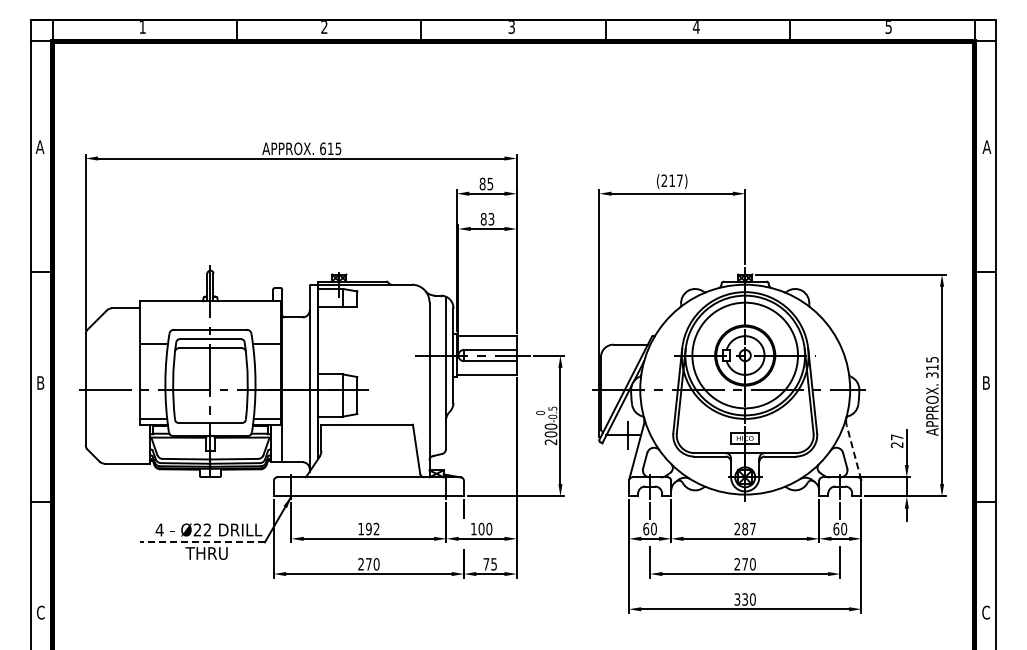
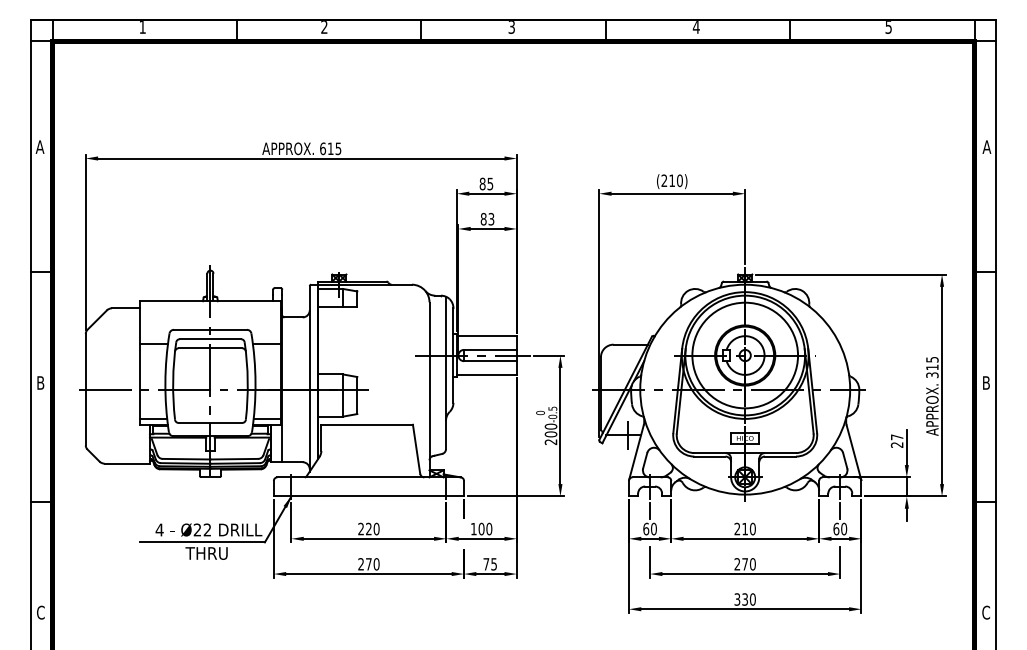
text: (217) -> (210) (679, 180)
line: dashed -> solid (853, 452)
text: 192 -> 220 (368, 528)
text: 287 -> 210 (748, 528)
line: dashed -> solid (202, 542)
